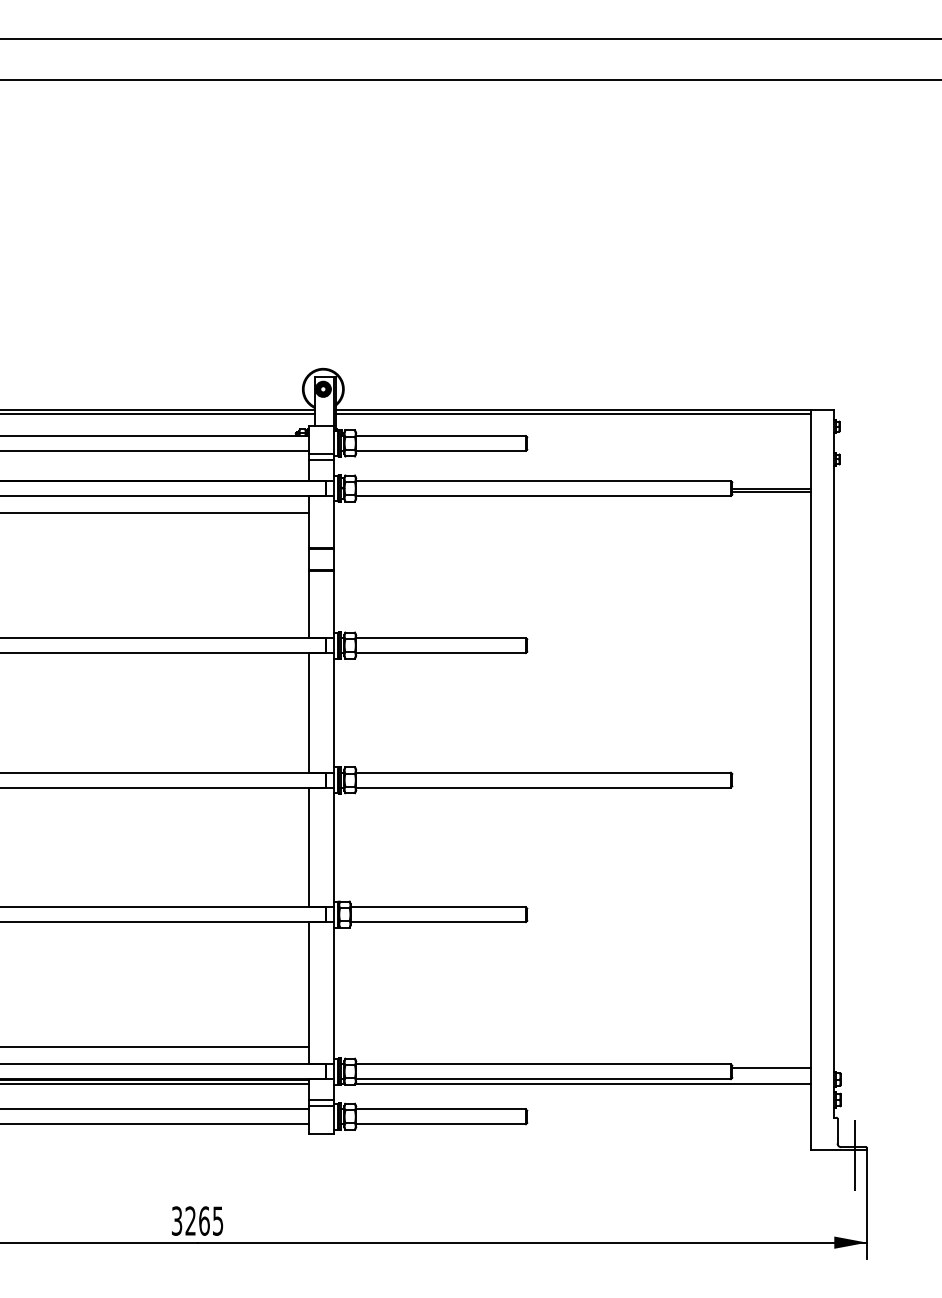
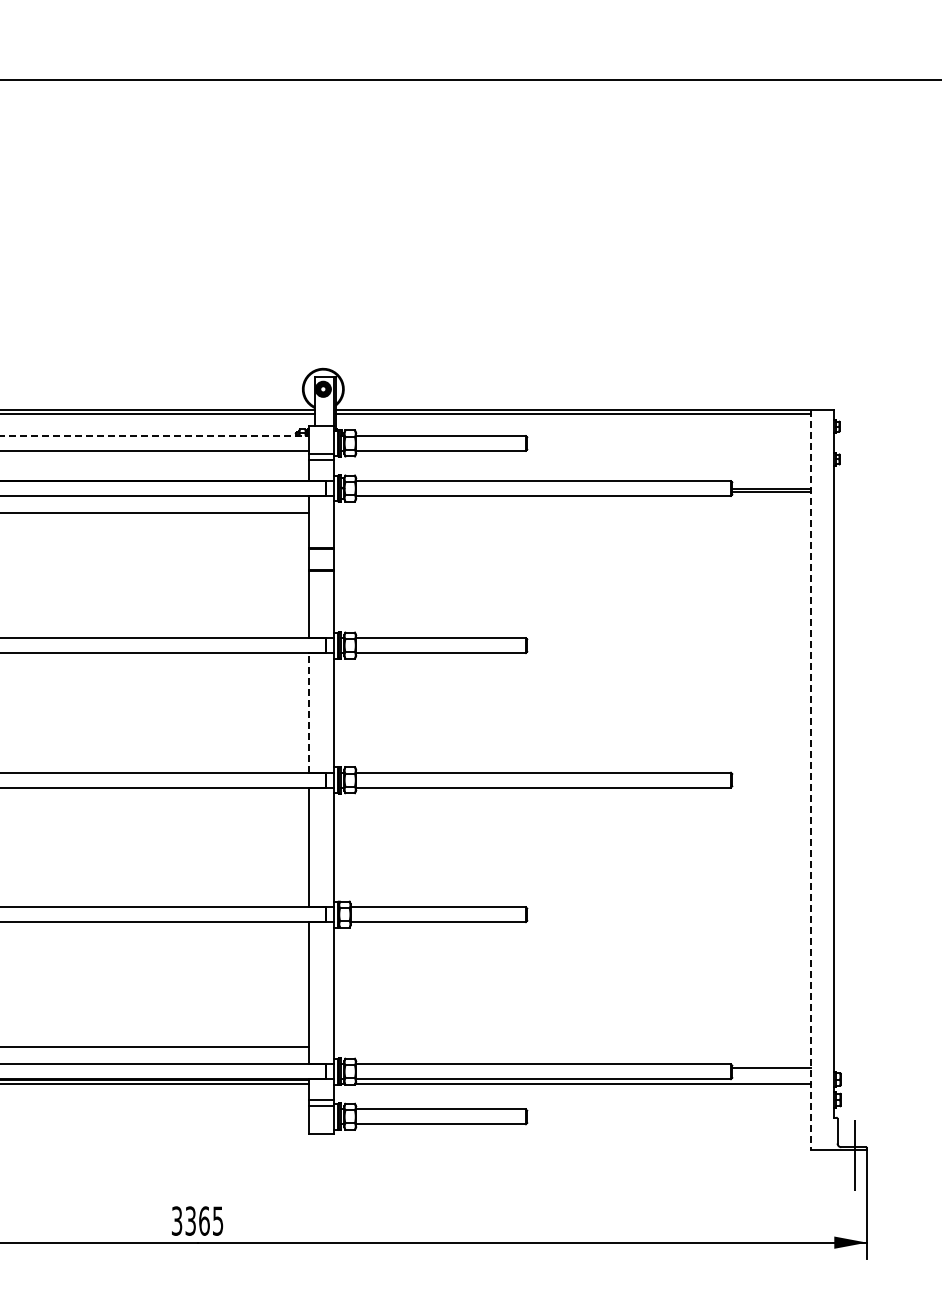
line: present -> none (470, 38)
line: solid -> dashed (155, 436)
line: solid -> dashed (308, 712)
line: solid -> dashed (810, 780)
line: present -> none (155, 1109)
line: present -> none (155, 1124)
text: 3265 -> 3365 (190, 1220)
